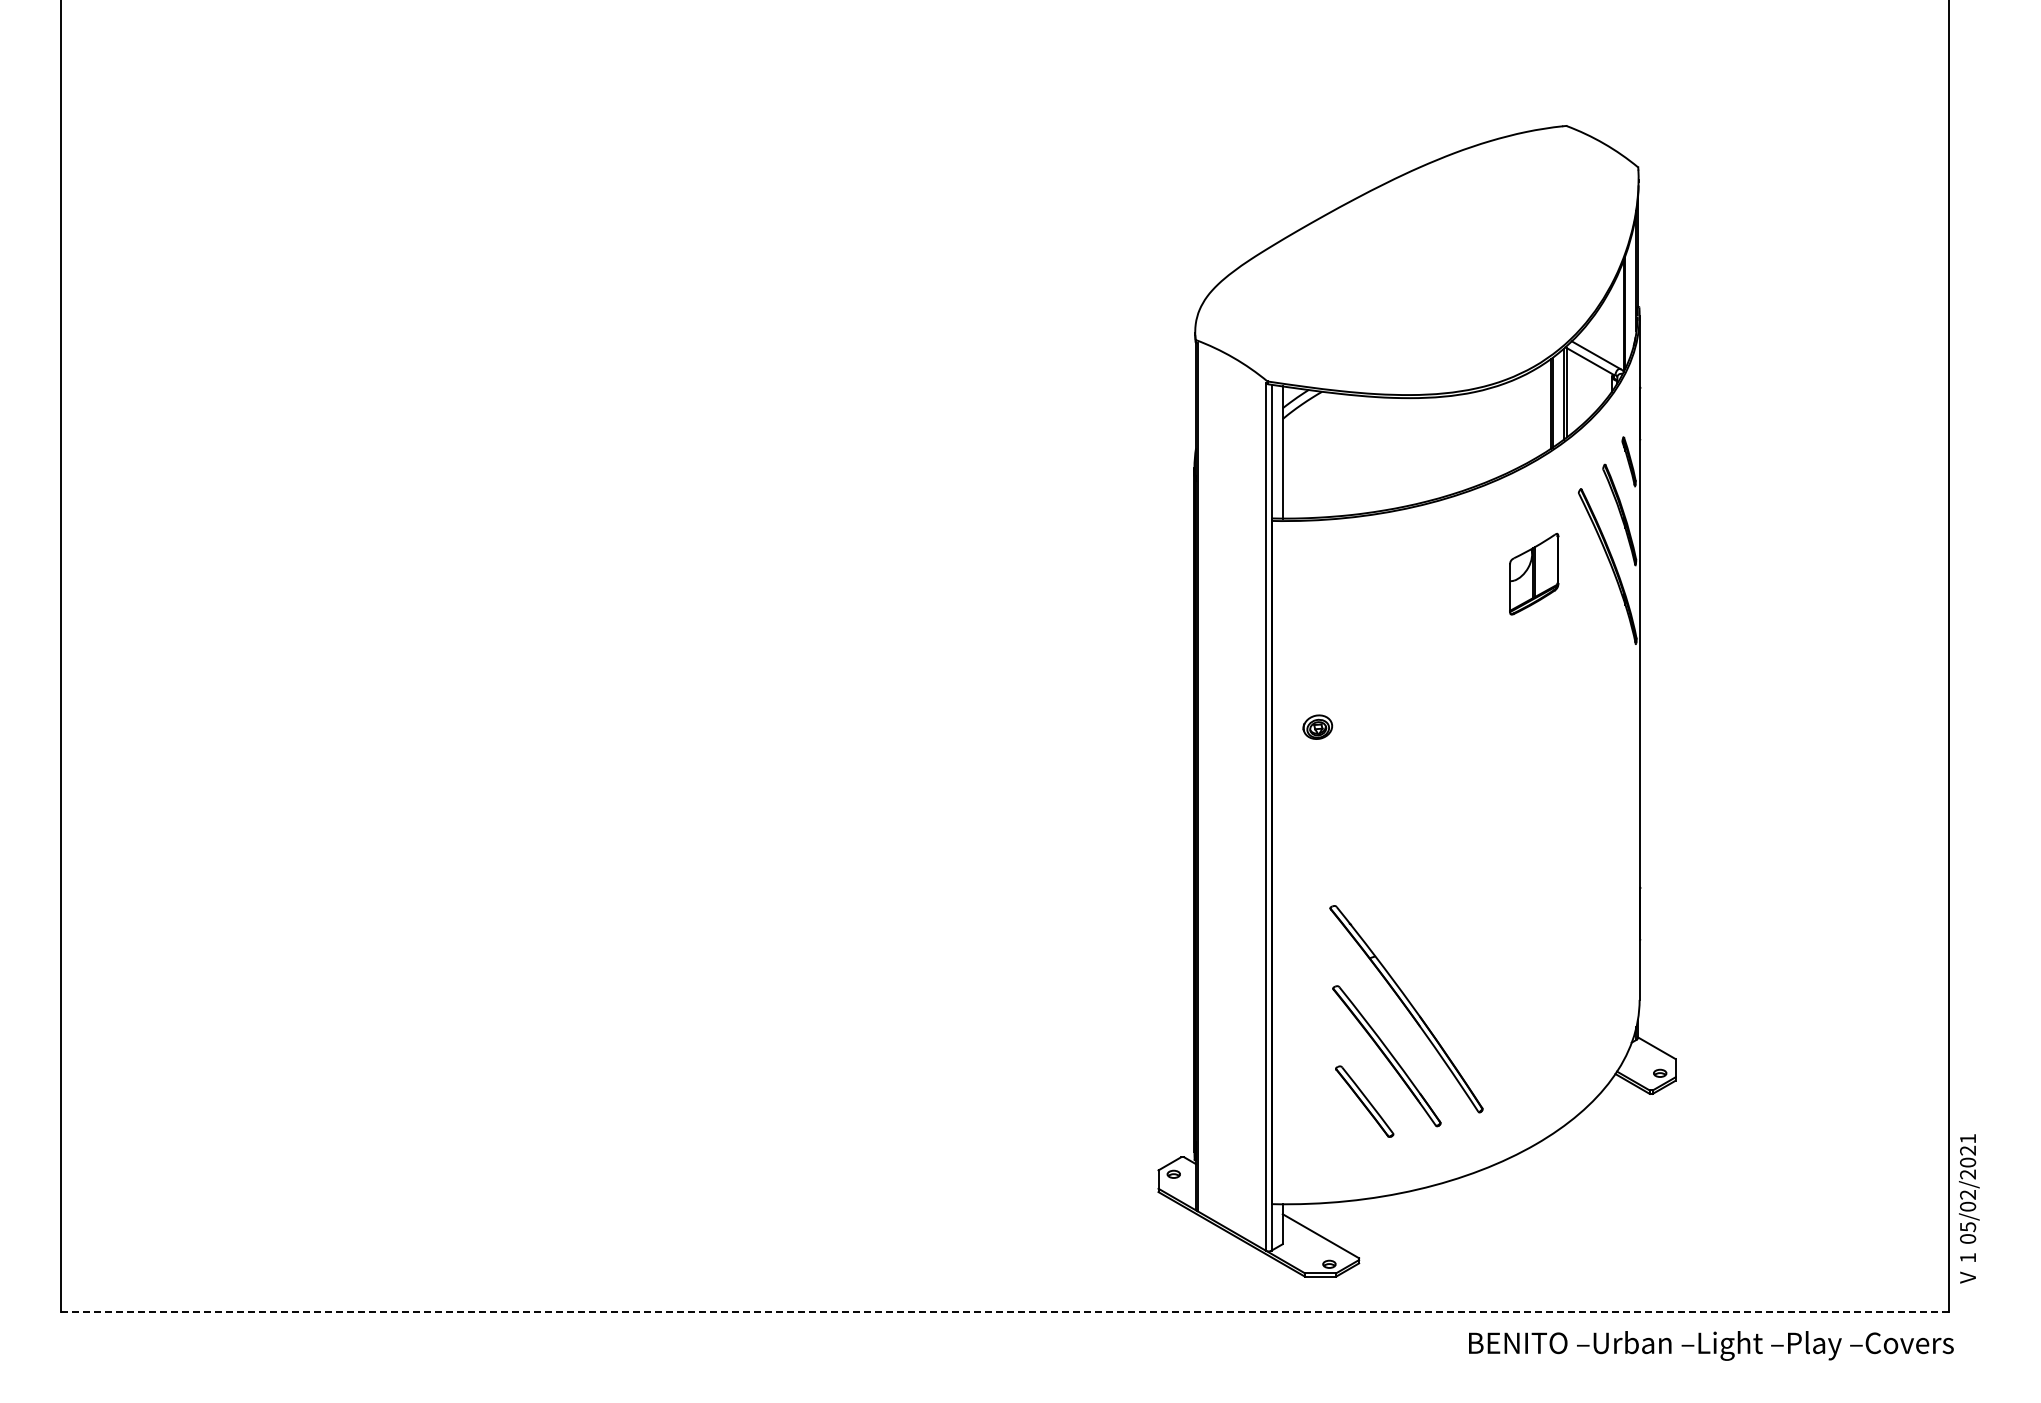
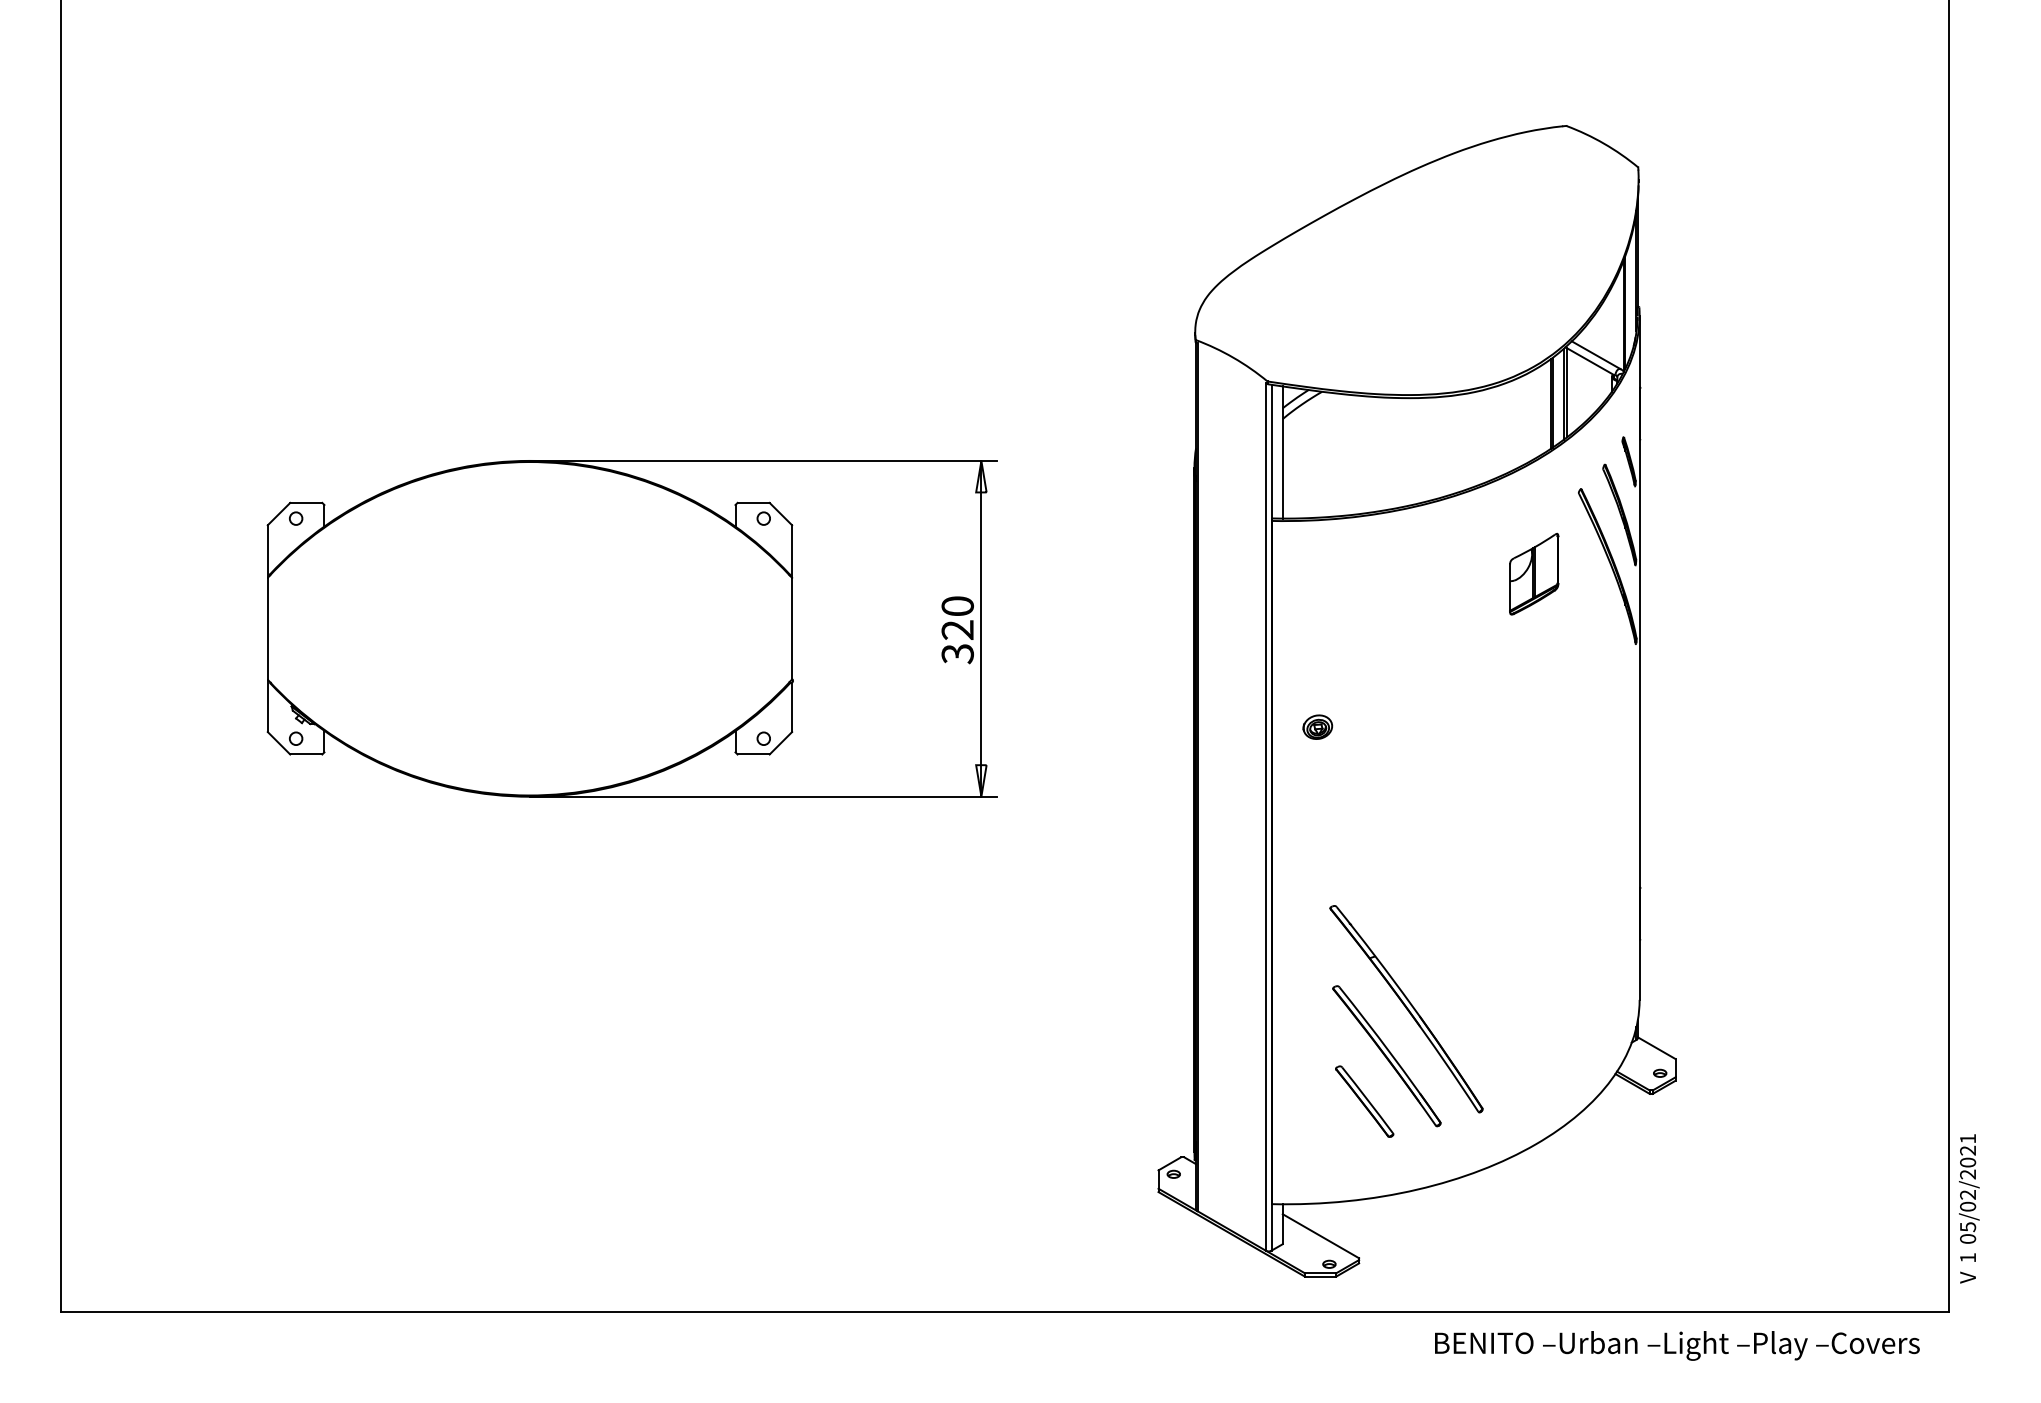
part: none -> present (631, 628)
line: dashed -> solid (1004, 1312)
text position: (1711, 1345) -> (1677, 1345) (1677, 1345)
